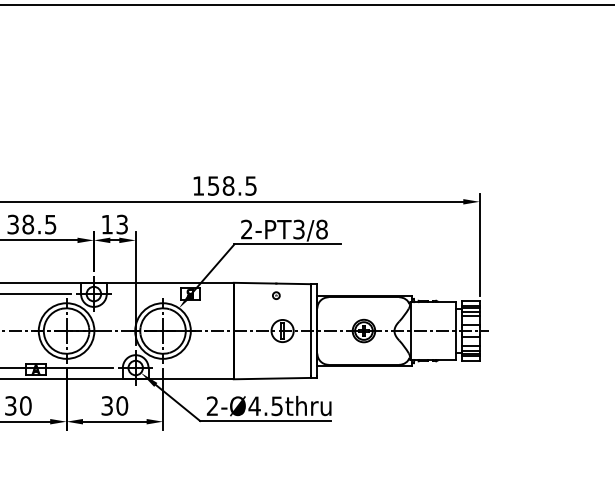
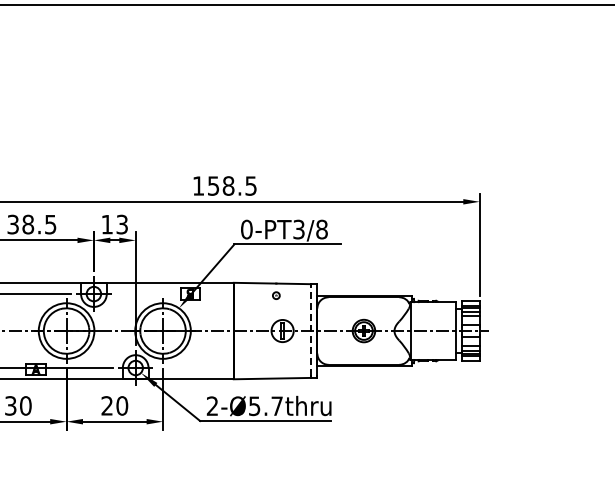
text: 2-PT3/8 -> 0-PT3/8 (246, 229)
line: solid -> dashed (310, 330)
text: 30 -> 20 (106, 405)
text: 2-Ø4.5thru -> 2-Ø5.7thru (265, 406)
